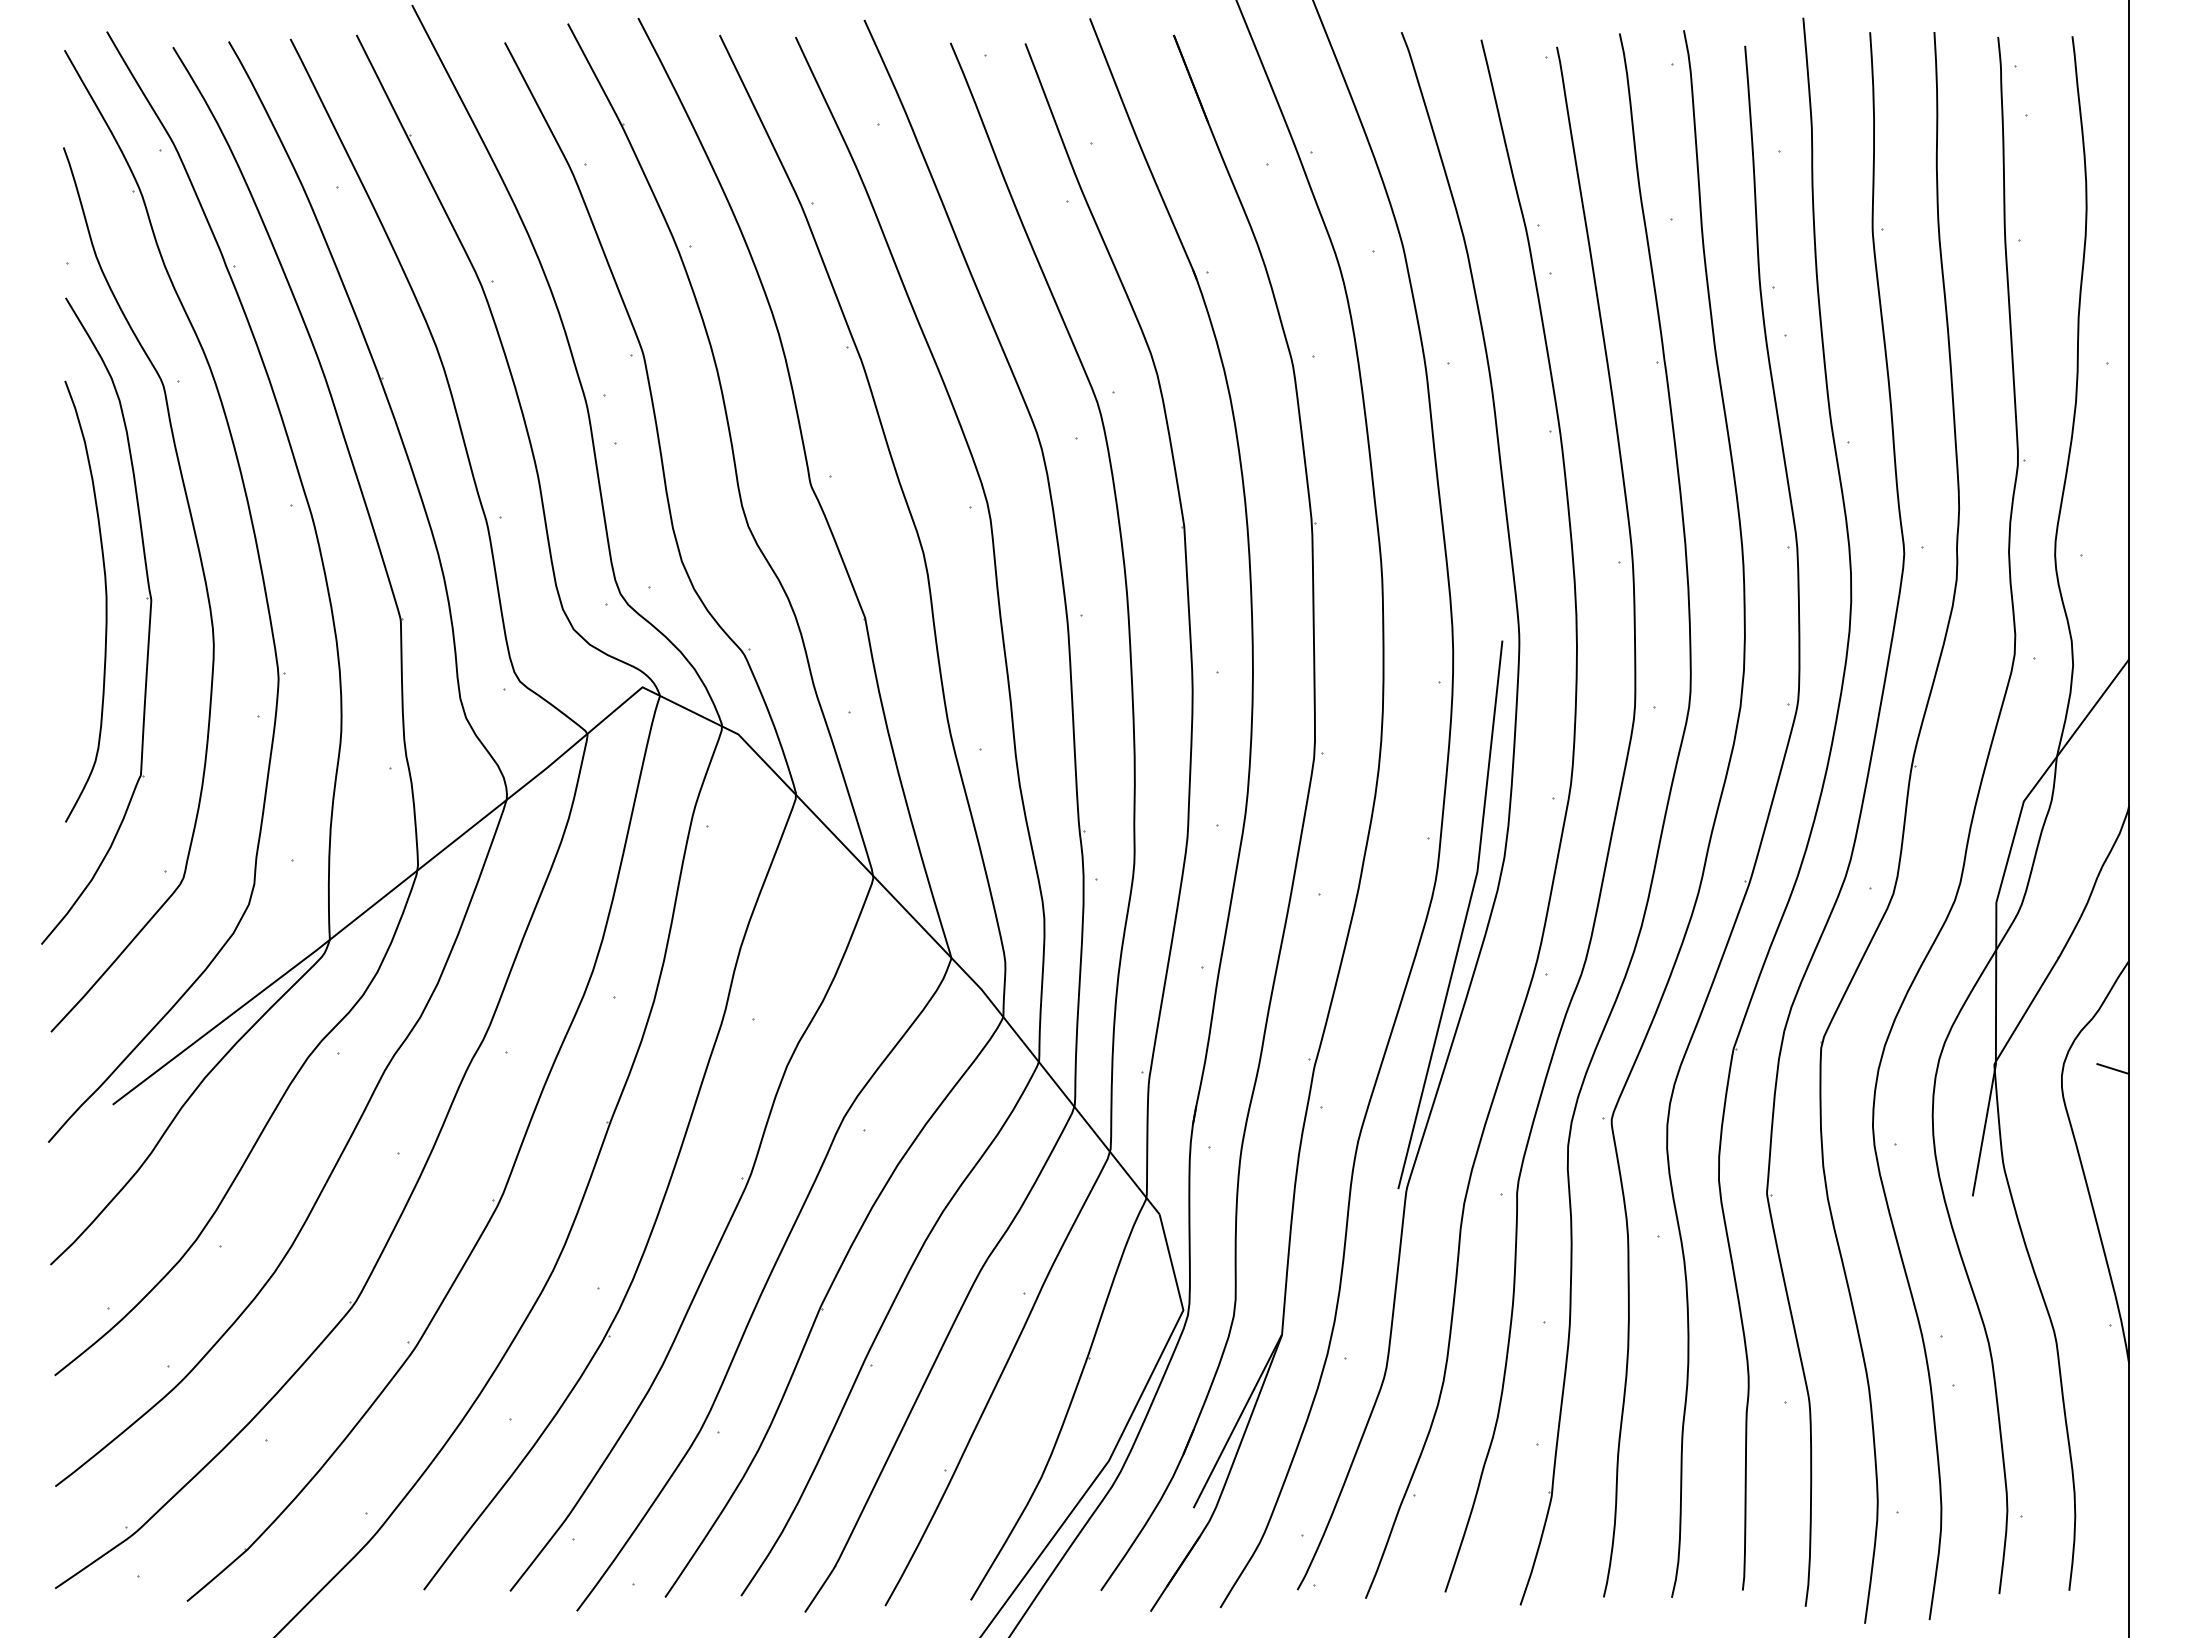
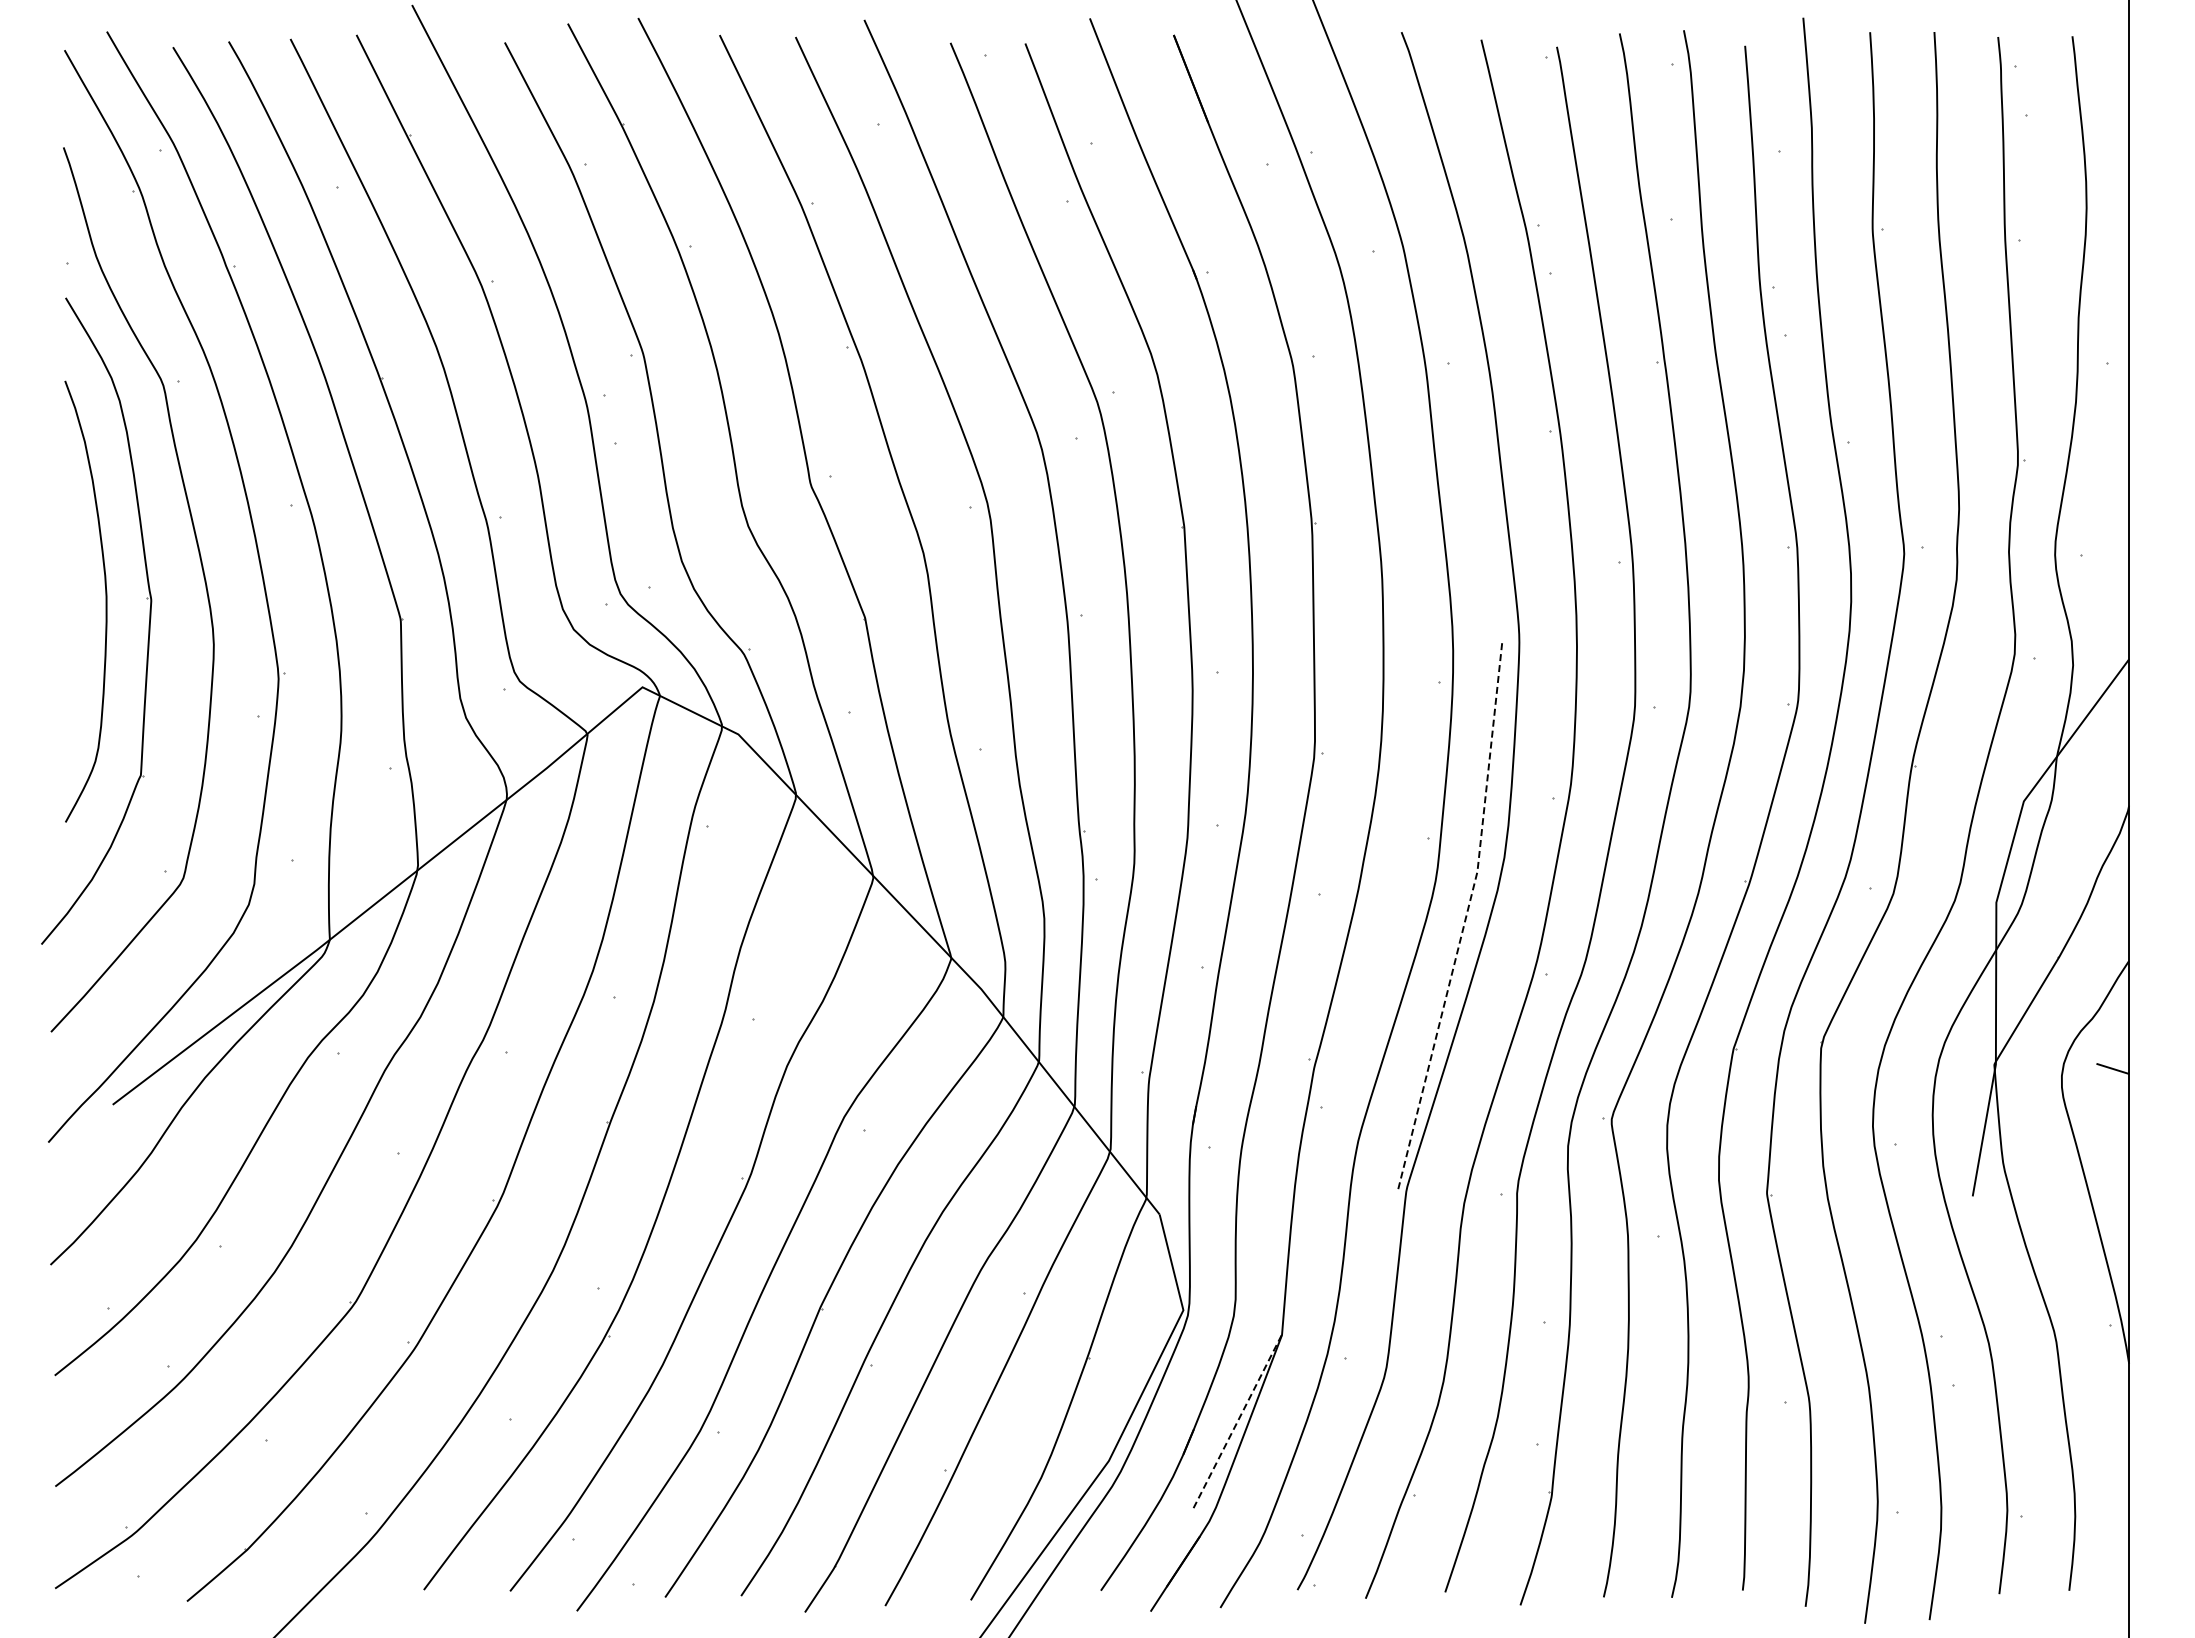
line: solid -> dashed (1466, 917)
line: solid -> dashed (1237, 1421)
